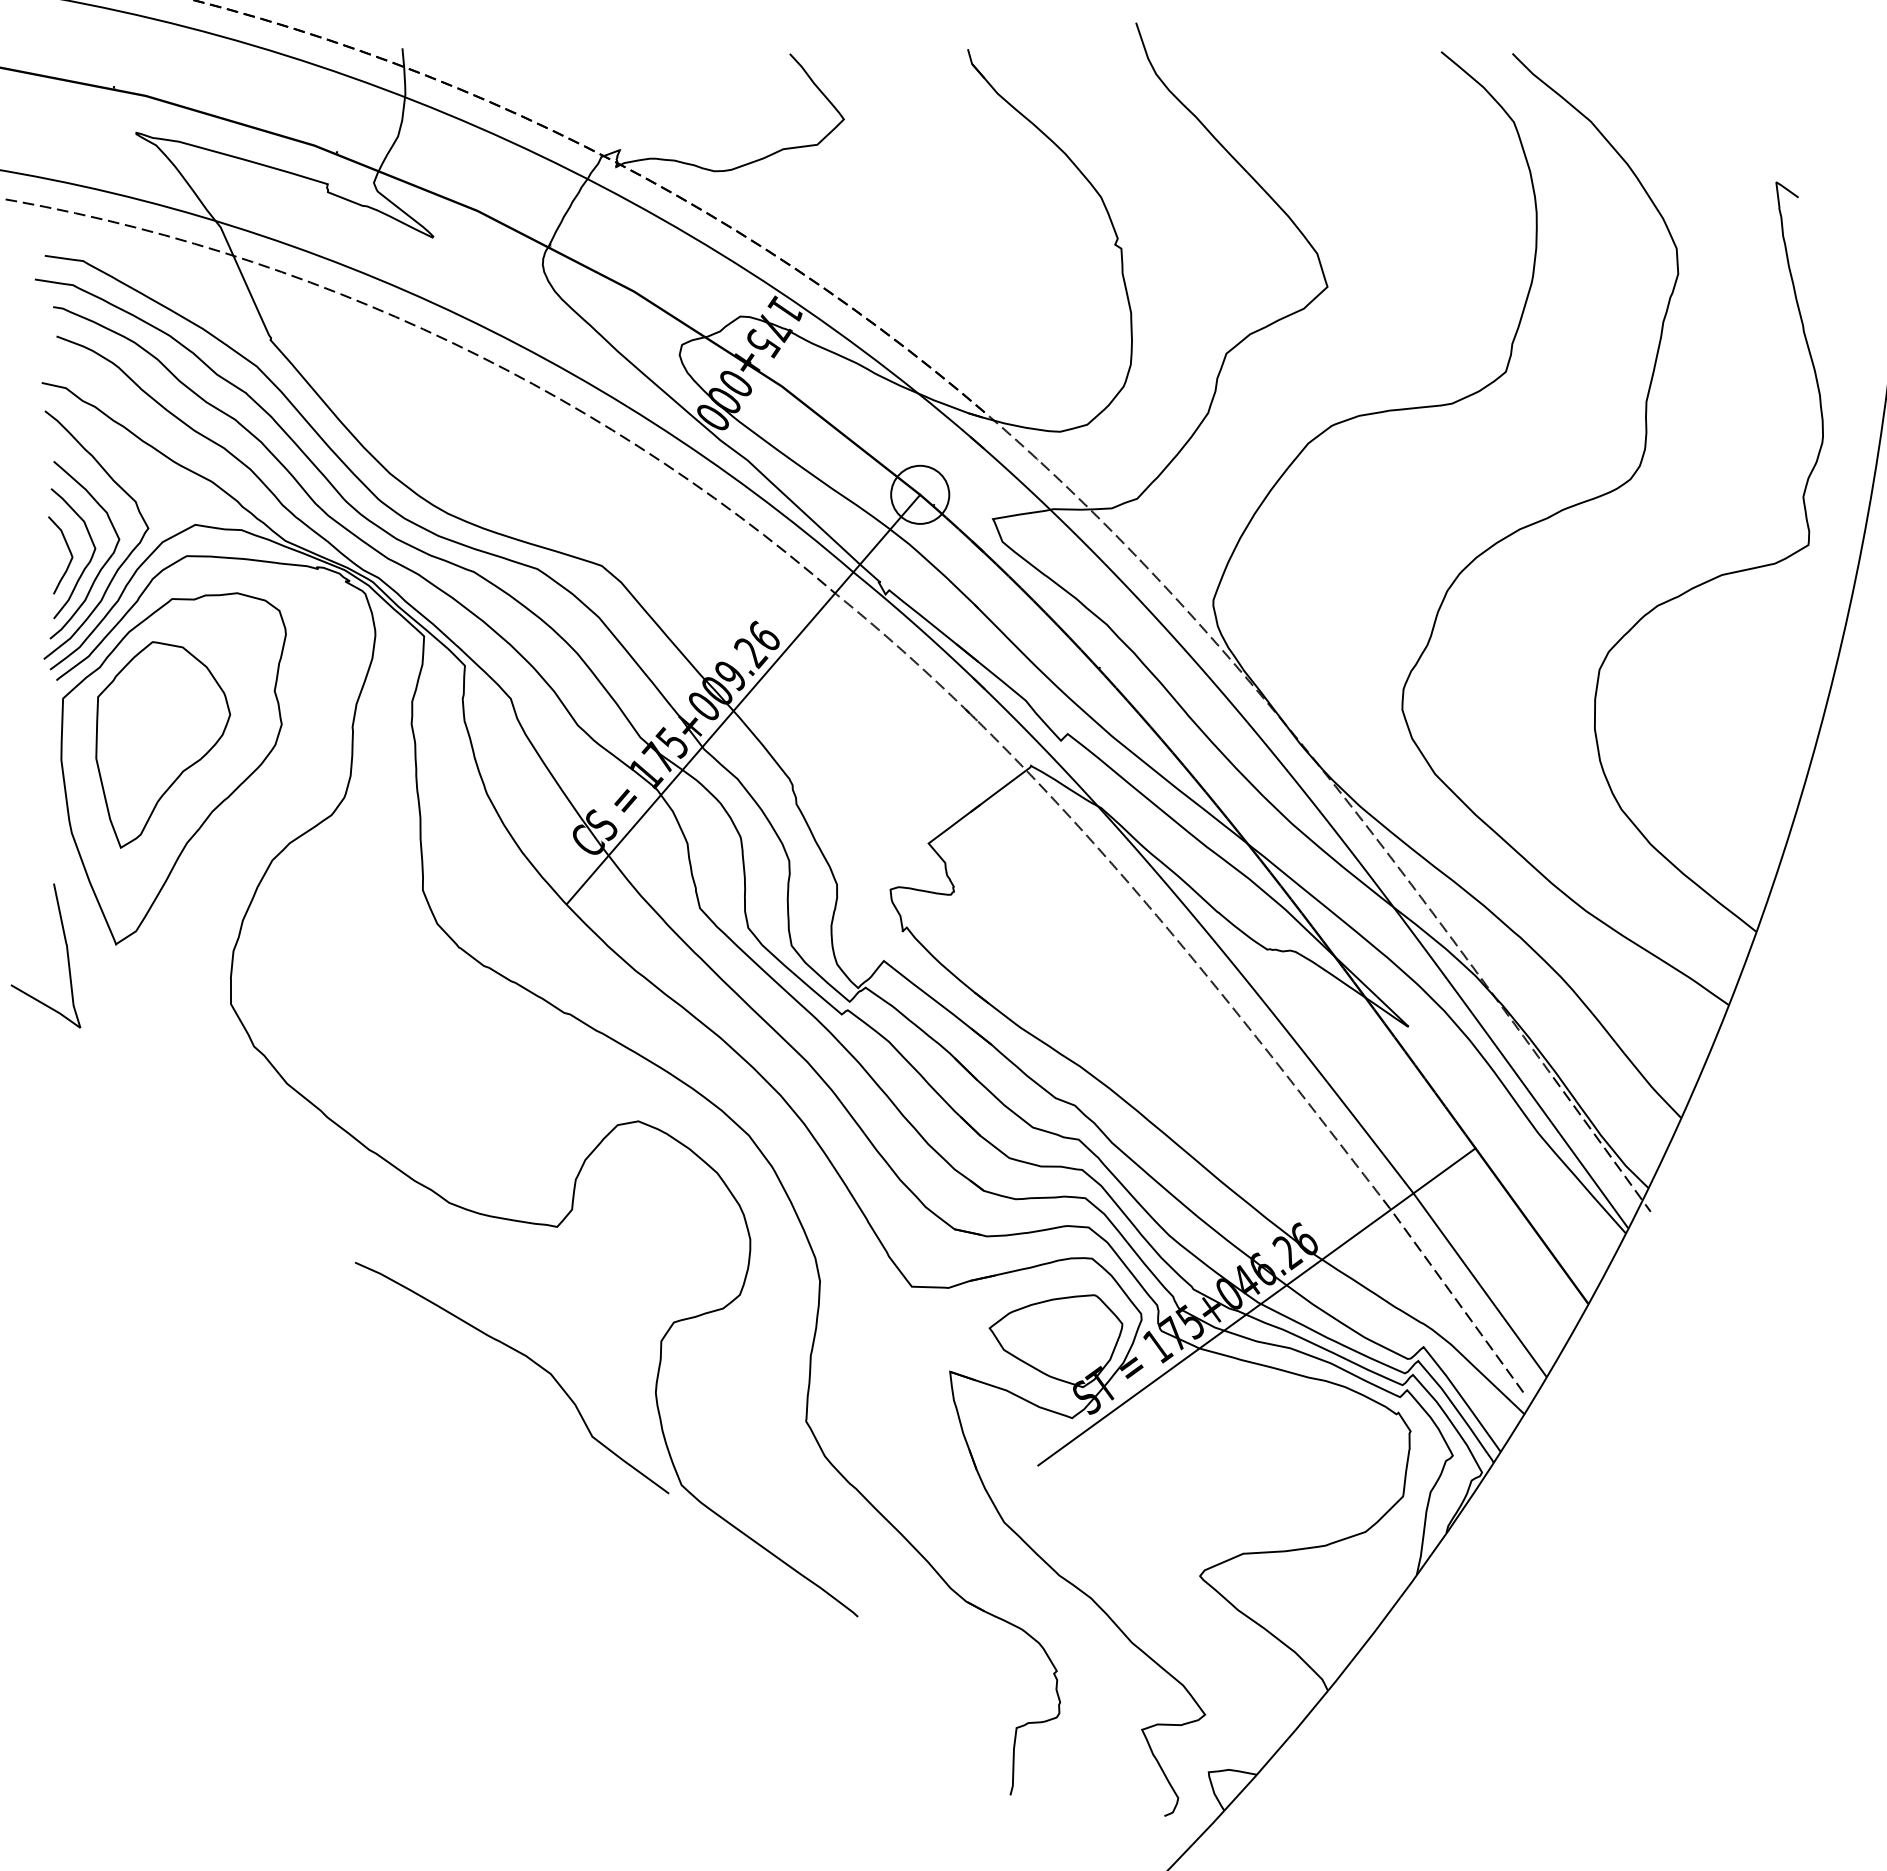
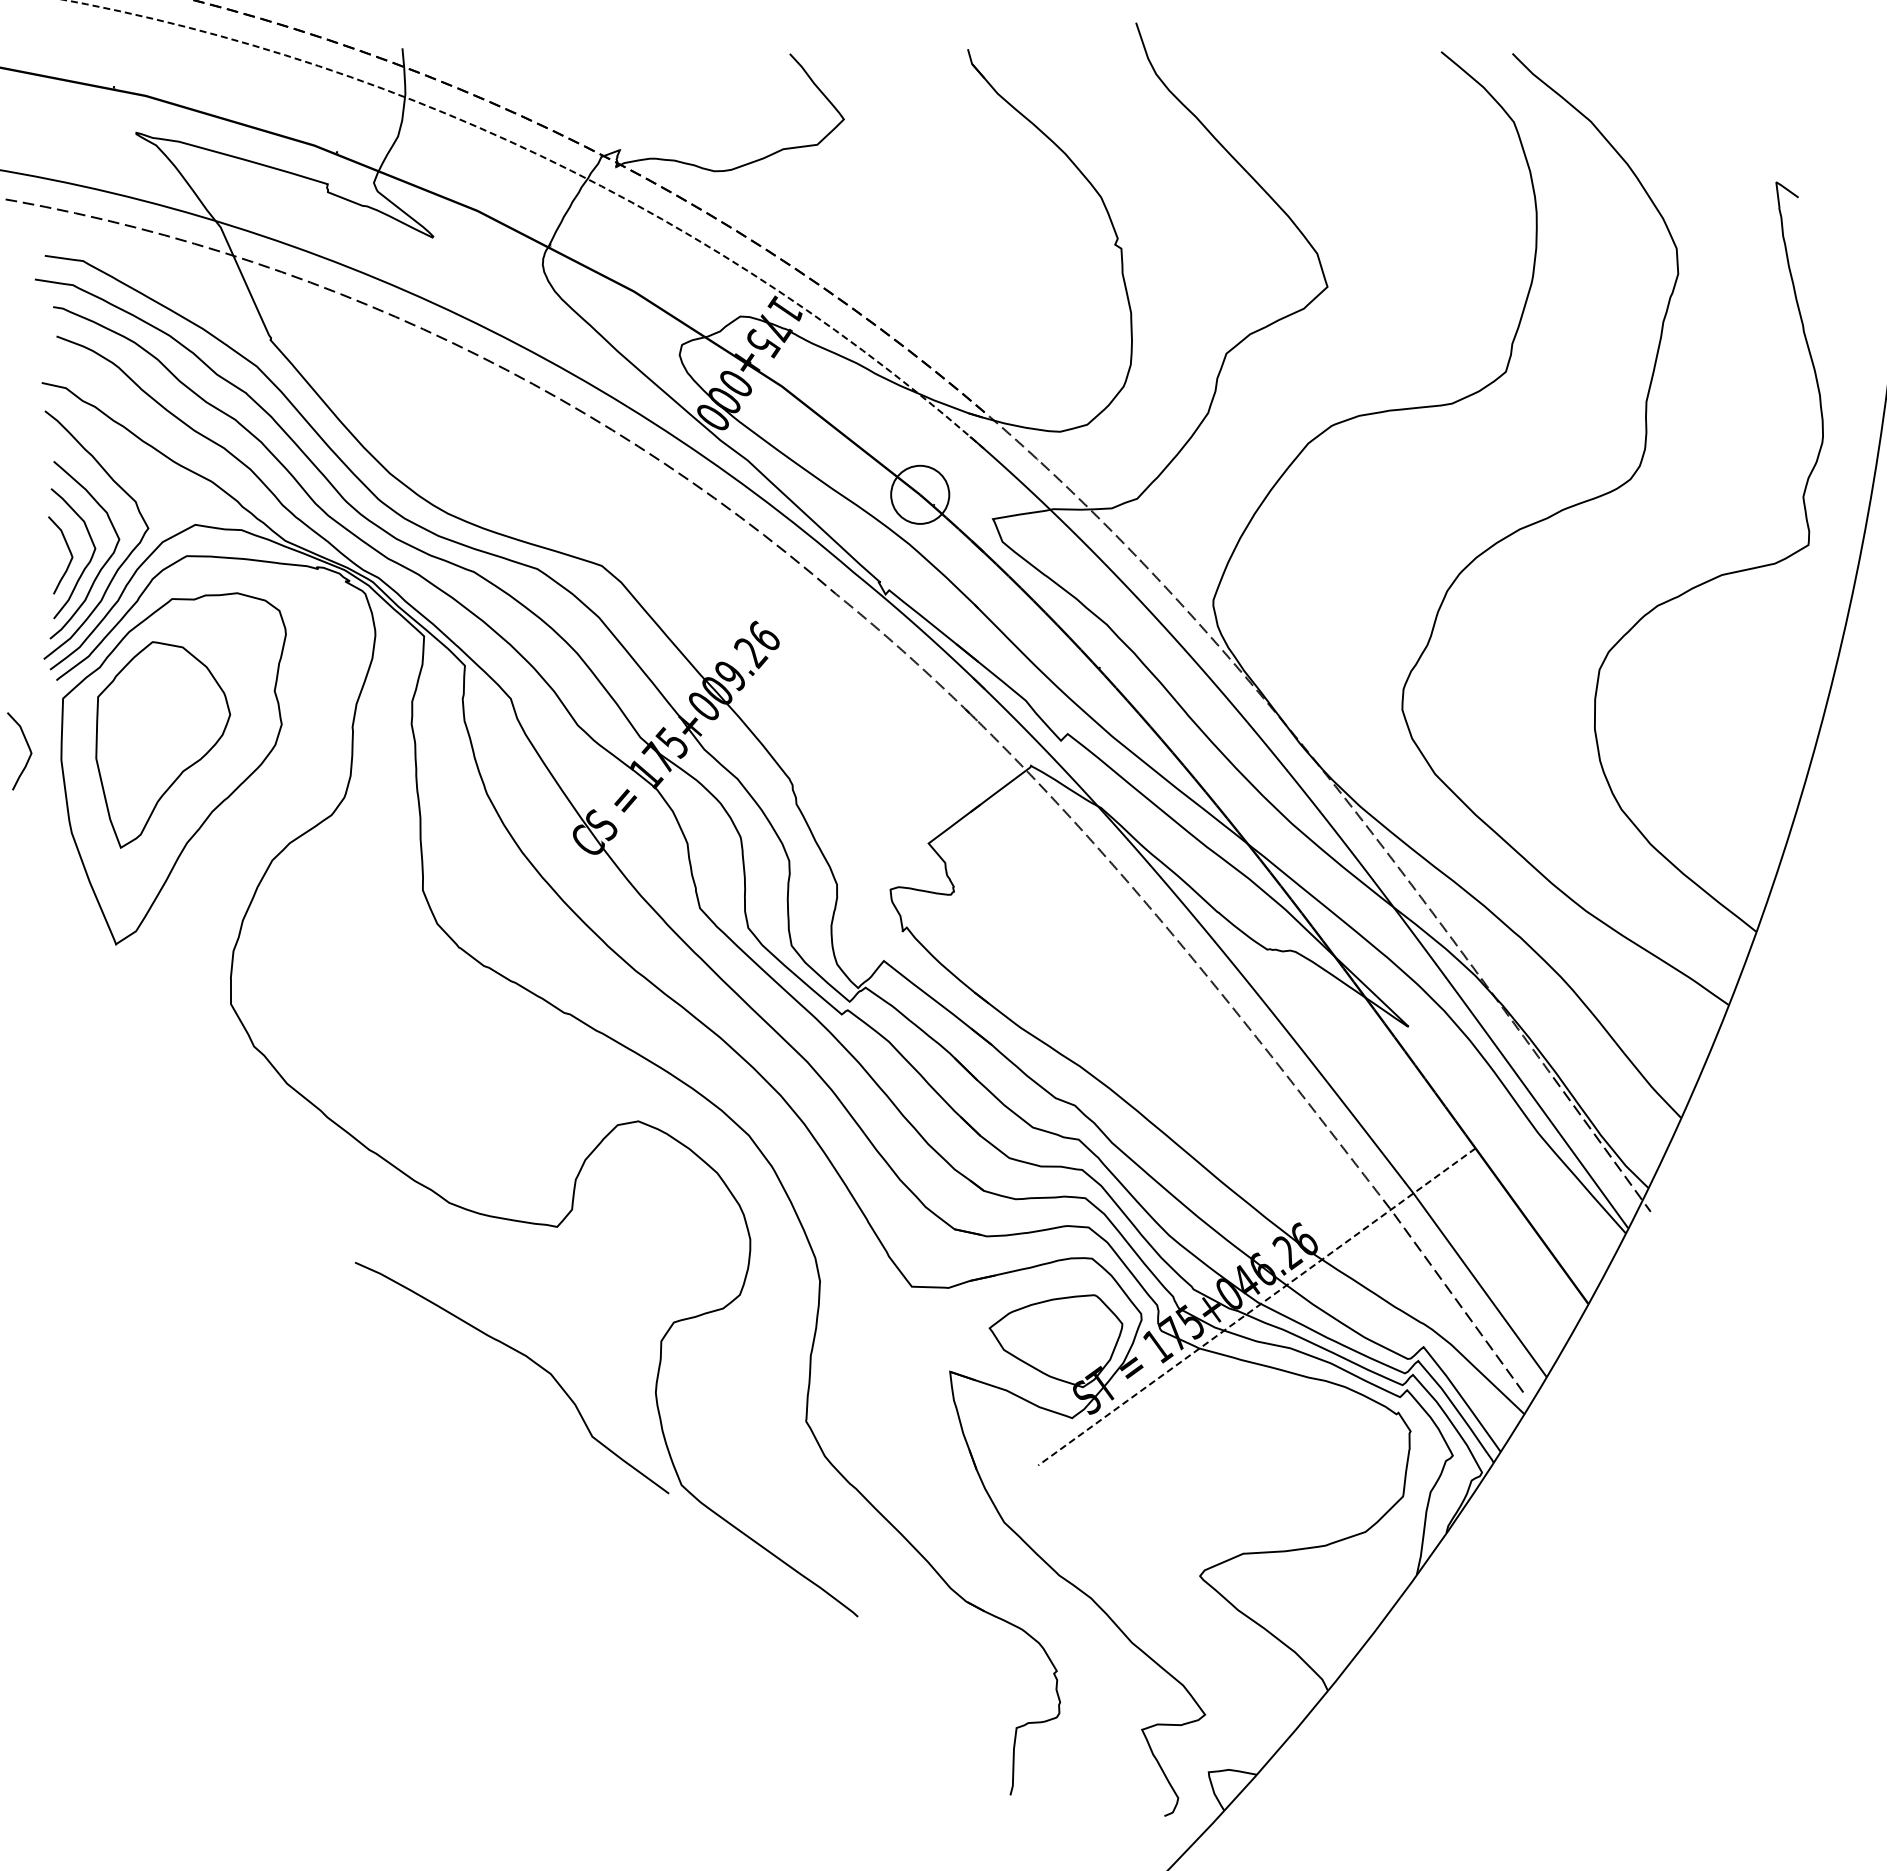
line: solid -> dashed (557, 163)
line: present -> none (743, 698)
curve: none -> present (27, 746)
curve: present -> none (66, 953)
line: solid -> dashed (1256, 1307)
